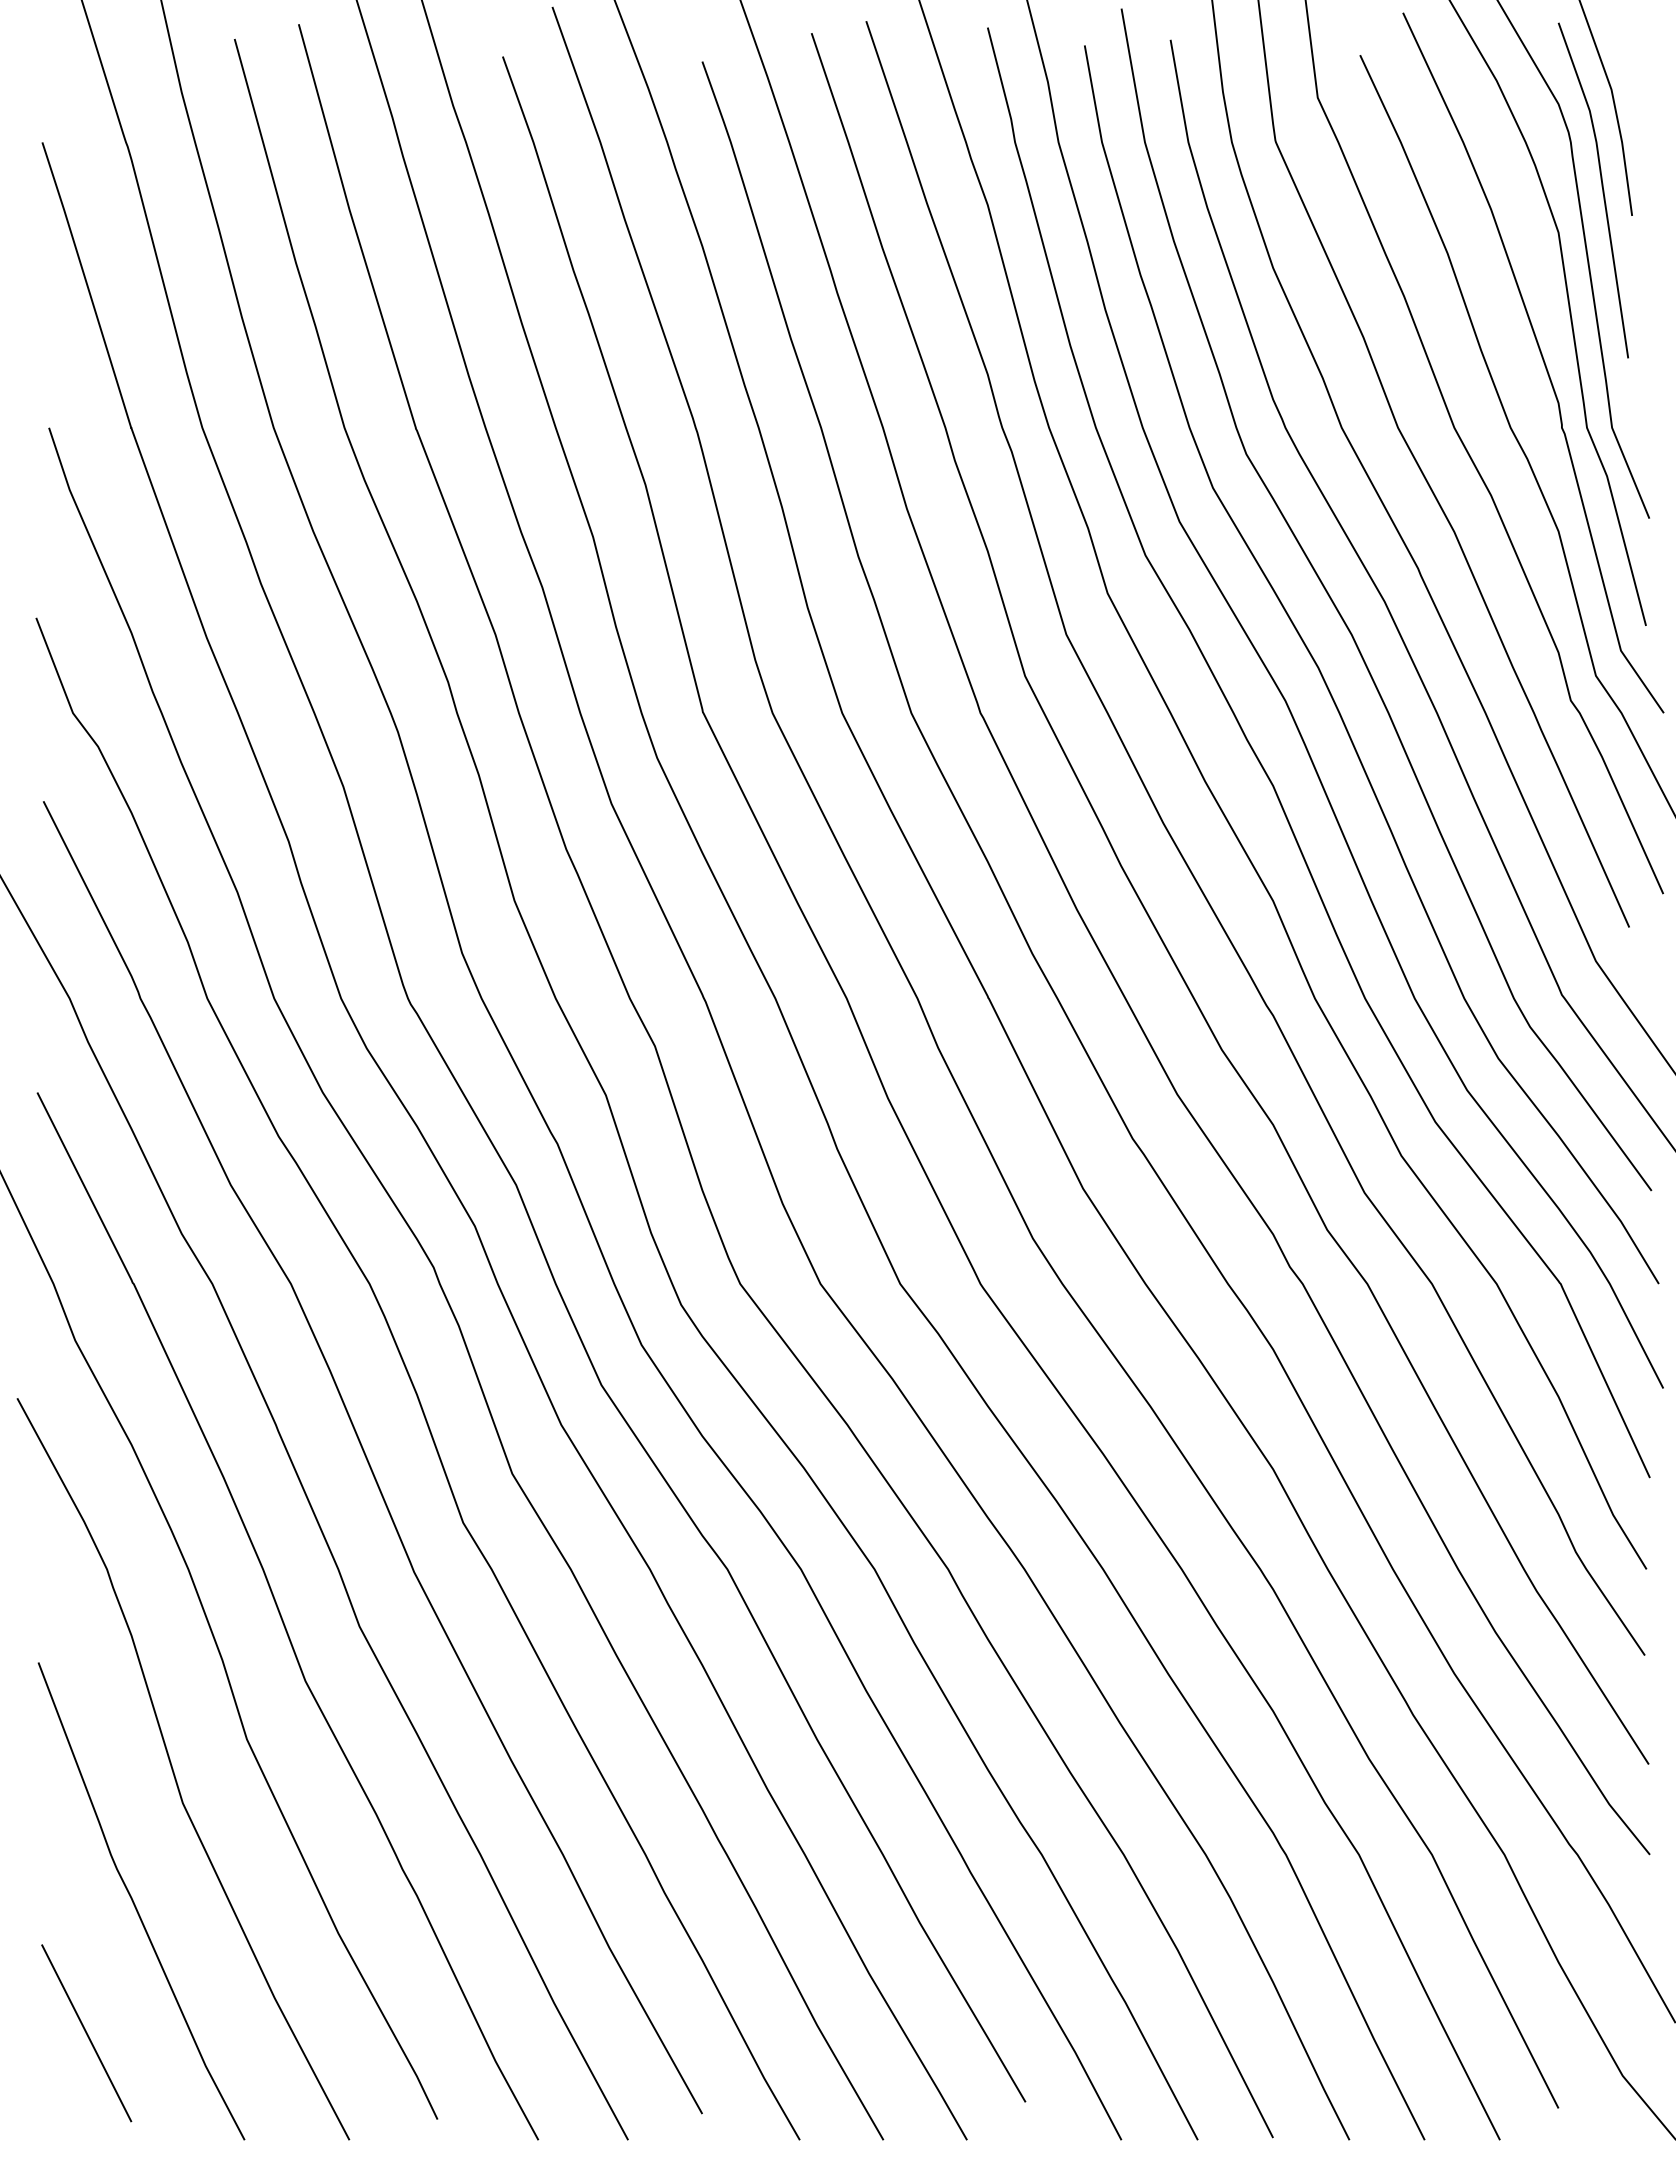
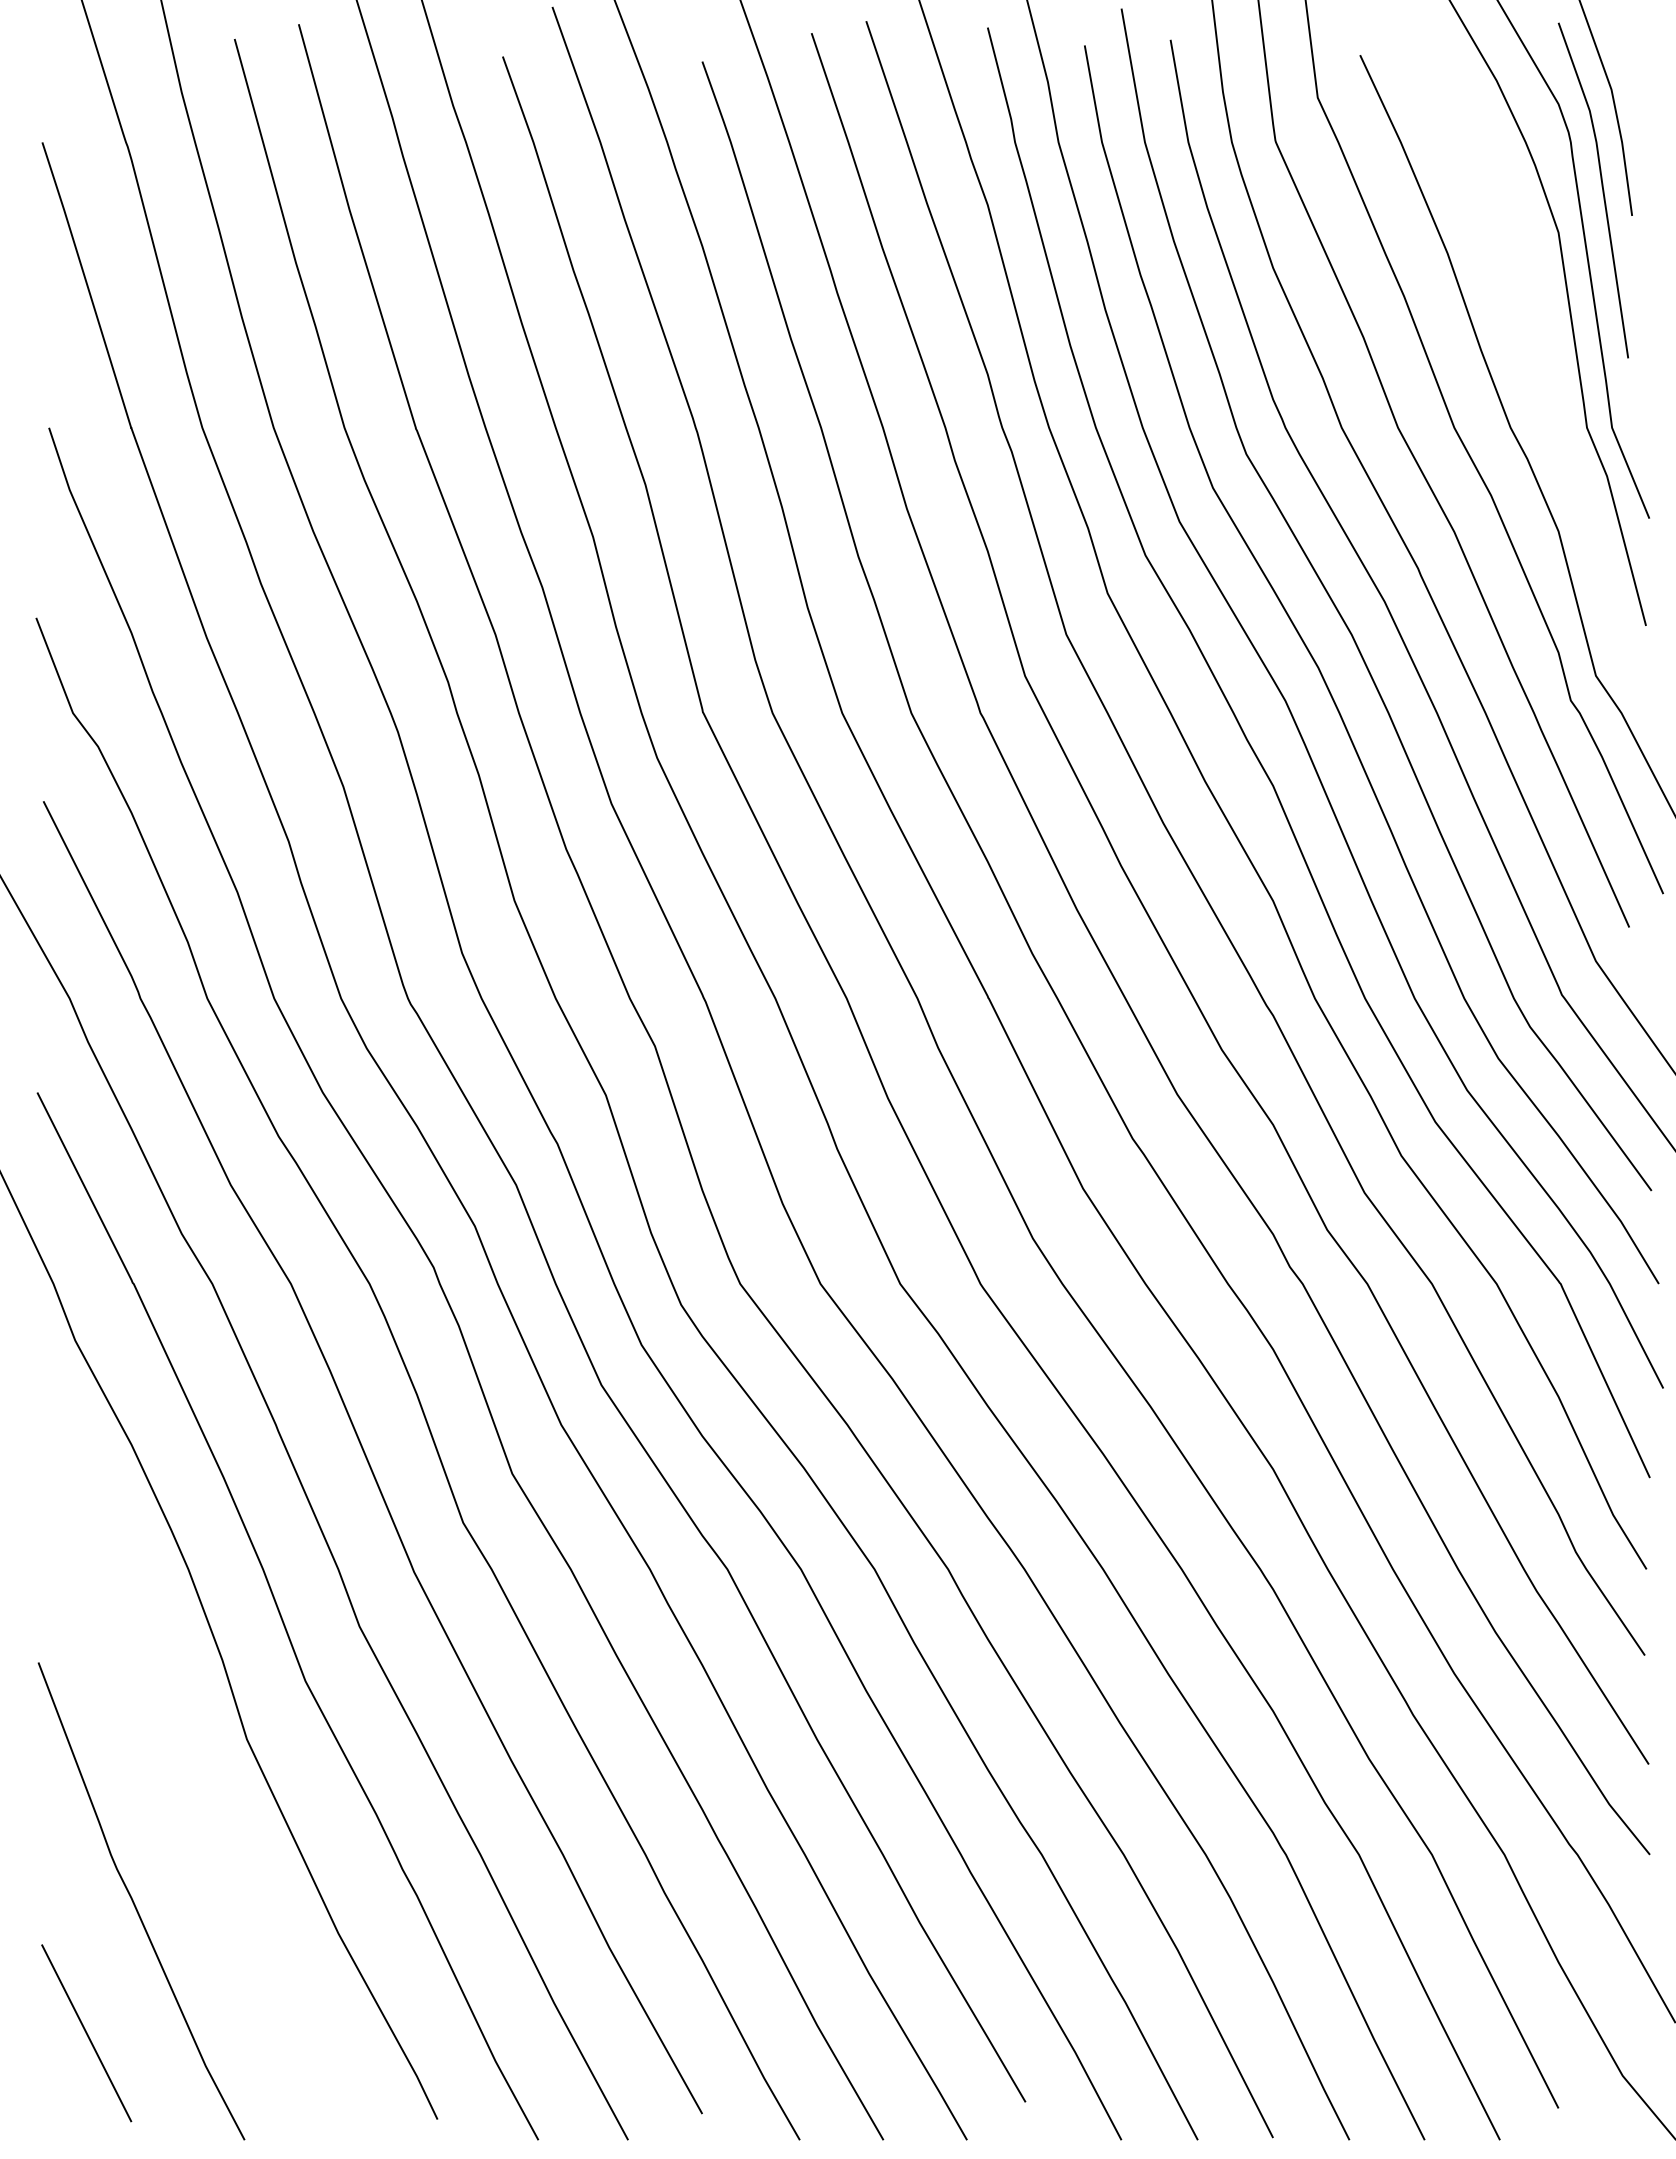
curve: present -> none (1542, 360)
curve: present -> none (174, 1771)
